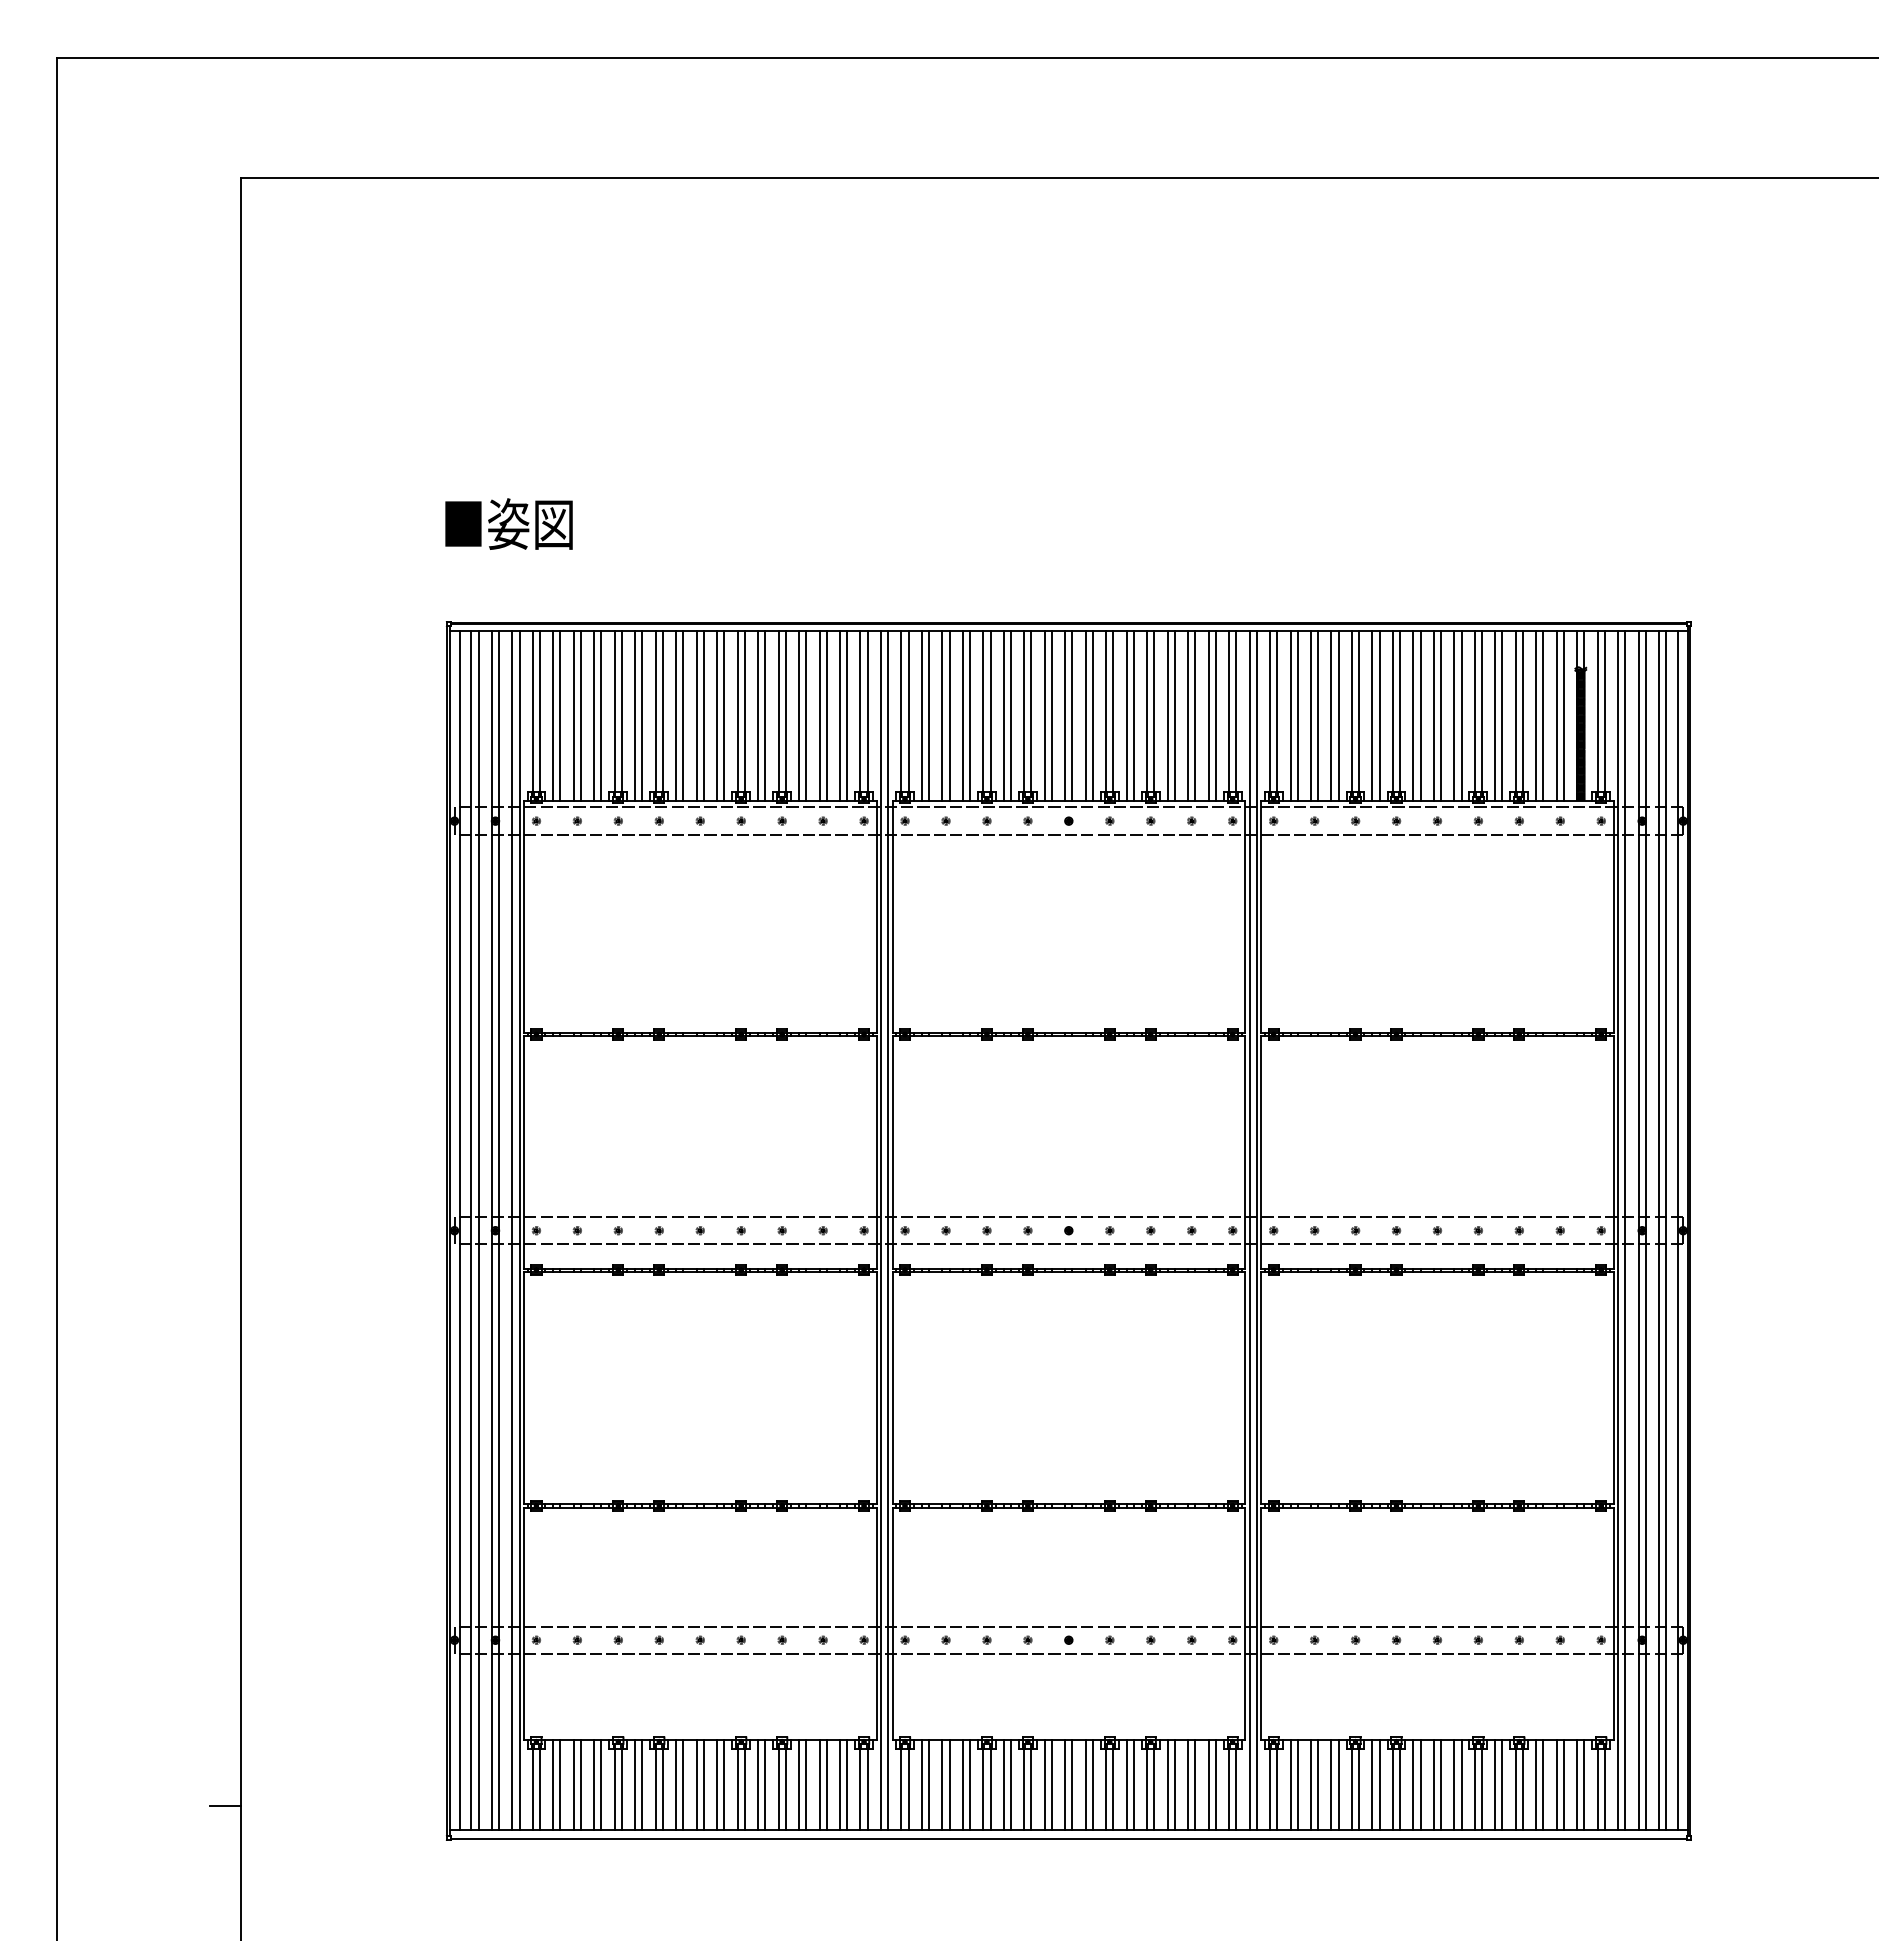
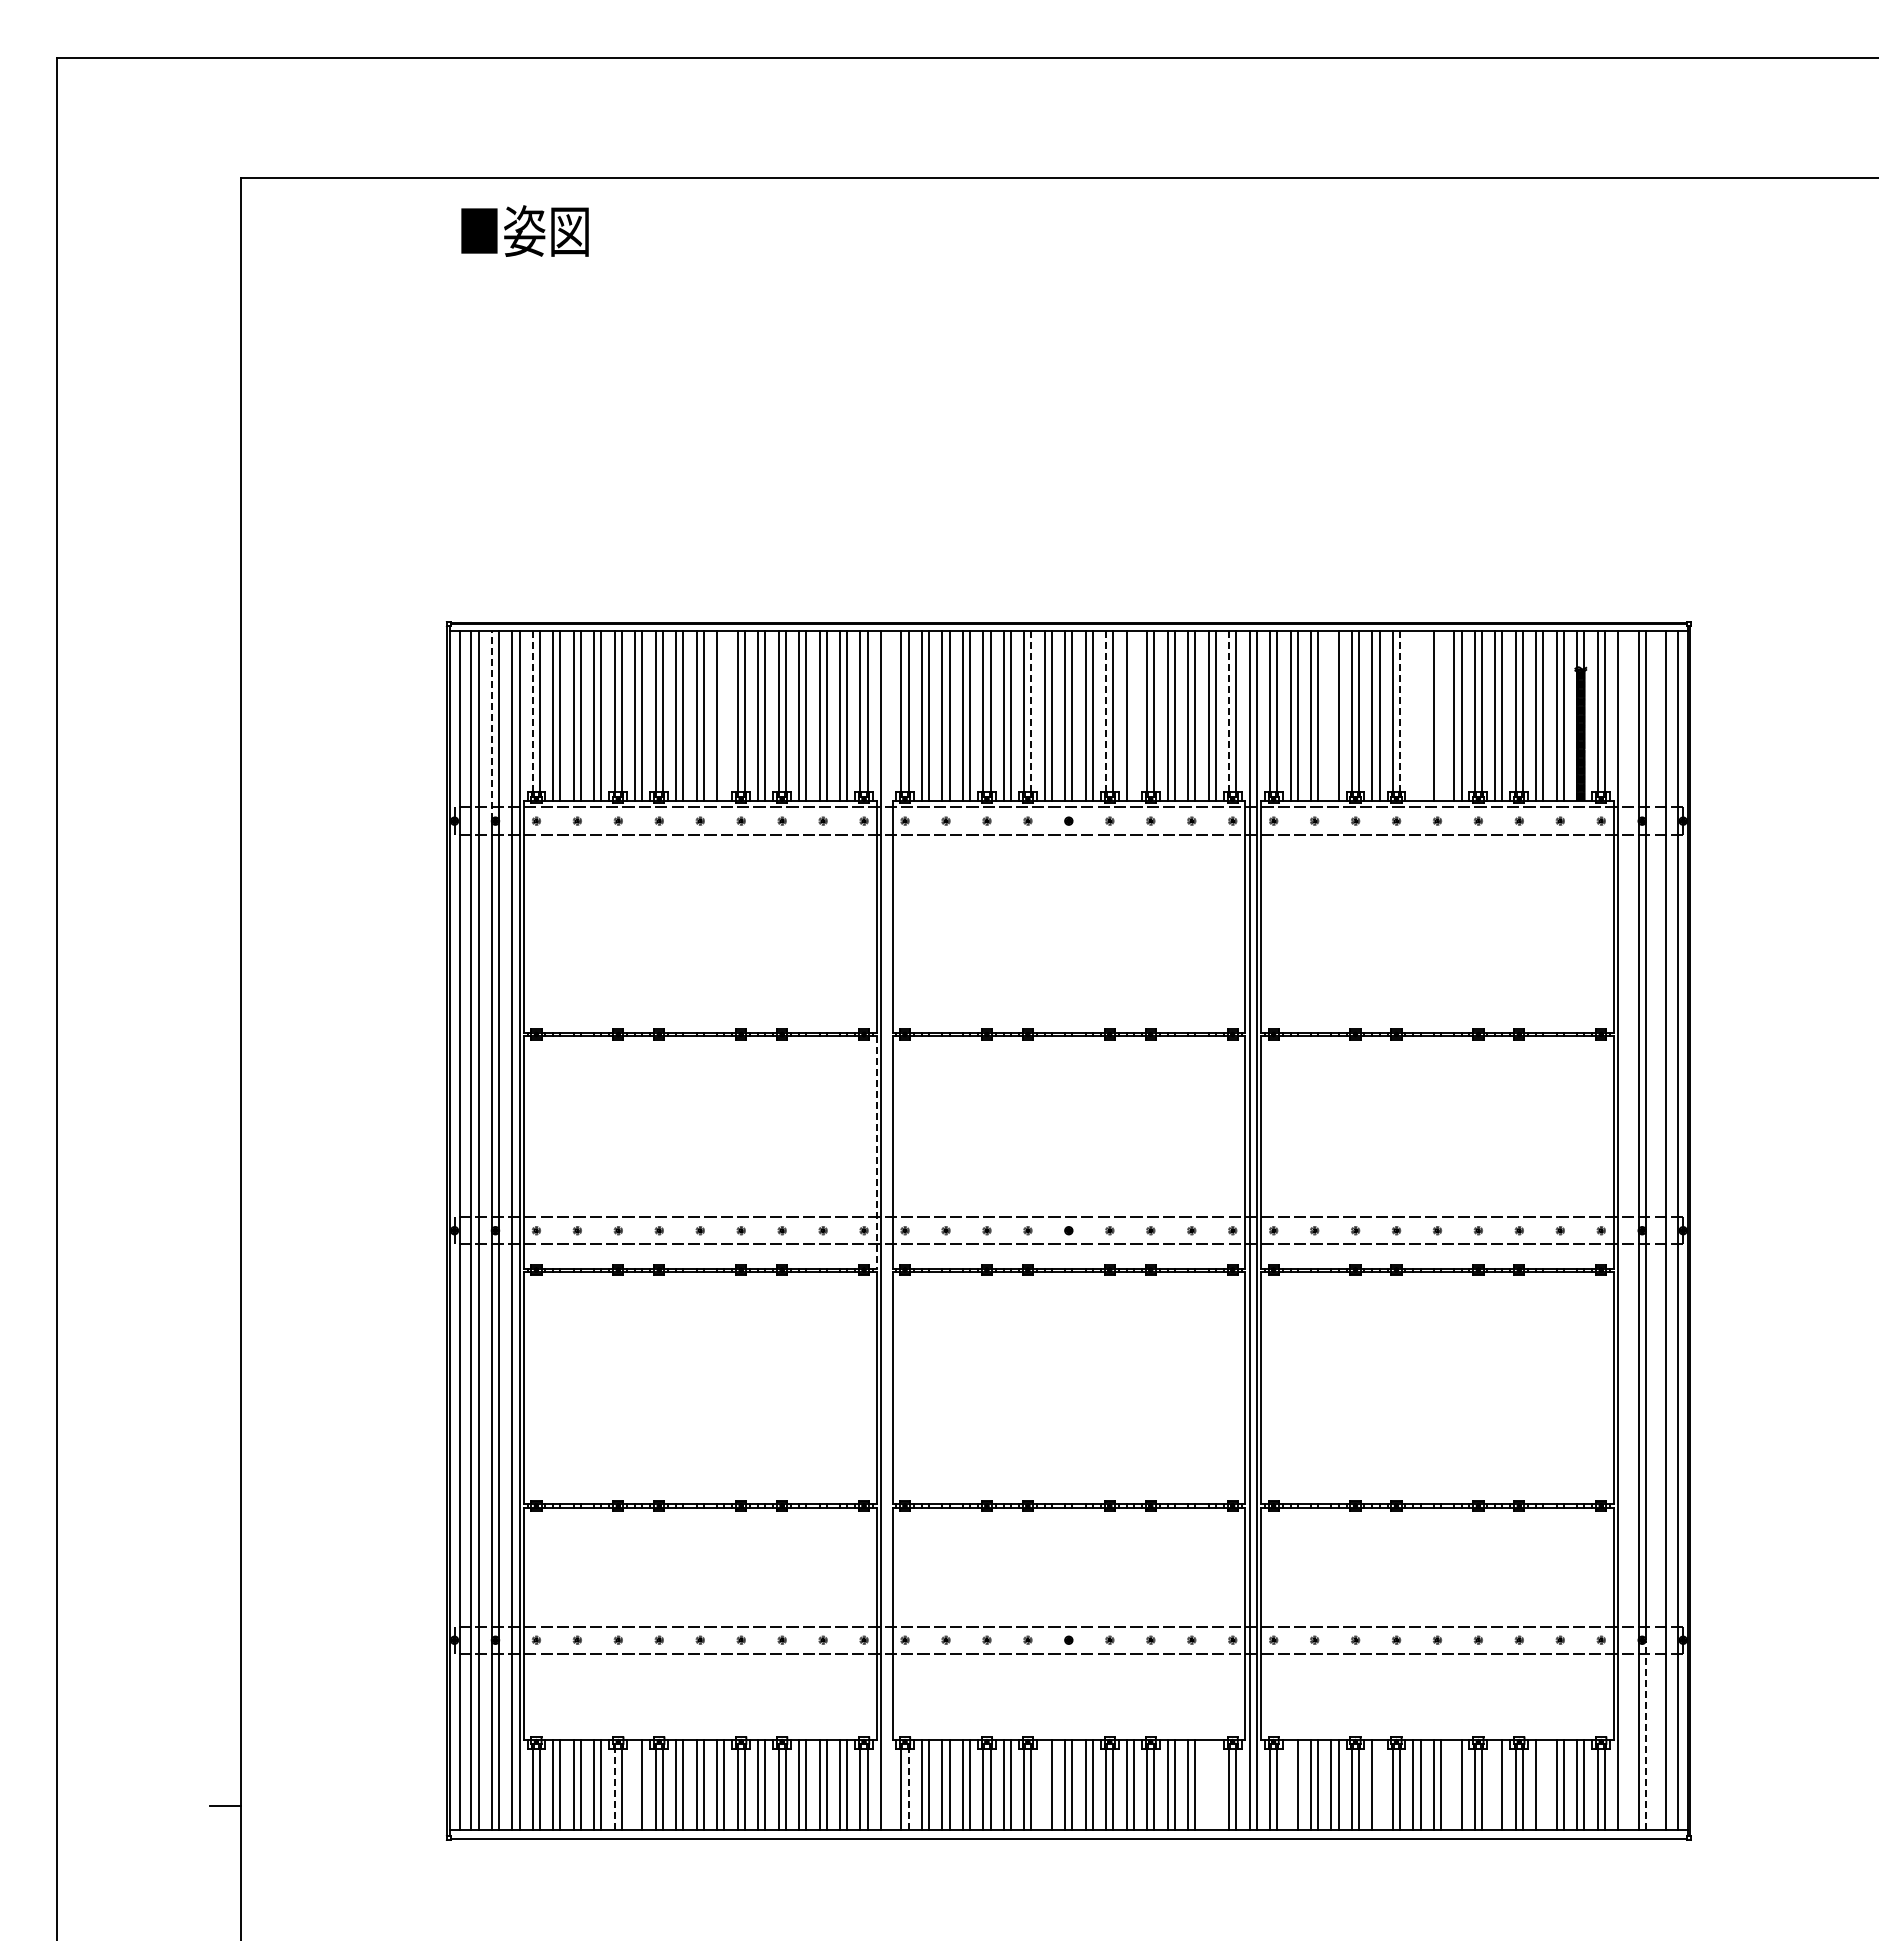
text position: (508, 523) -> (524, 230) (524, 230)
line: solid -> dashed (532, 711)
line: solid -> dashed (1031, 711)
line: solid -> dashed (1106, 711)
line: solid -> dashed (1229, 712)
line: solid -> dashed (1400, 712)
line: present -> none (724, 715)
line: present -> none (1133, 715)
line: present -> none (1331, 715)
line: present -> none (1413, 715)
line: present -> none (1420, 715)
line: present -> none (1441, 715)
line: solid -> dashed (491, 725)
line: solid -> dashed (876, 1152)
line: present -> none (888, 1230)
line: present -> none (1625, 1230)
line: present -> none (1658, 1230)
line: solid -> dashed (1645, 1735)
line: present -> none (635, 1784)
line: present -> none (1044, 1784)
line: present -> none (1208, 1784)
line: present -> none (1215, 1784)
line: present -> none (1290, 1784)
line: present -> none (1379, 1784)
line: present -> none (1454, 1784)
line: present -> none (1495, 1784)
line: present -> none (1543, 1784)
line: solid -> dashed (614, 1788)
line: solid -> dashed (908, 1788)
